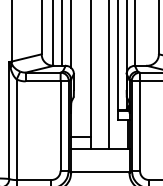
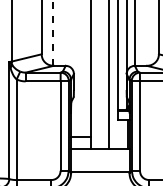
line: solid -> dashed (53, 33)
line: present -> none (62, 33)
line: present -> none (70, 34)
